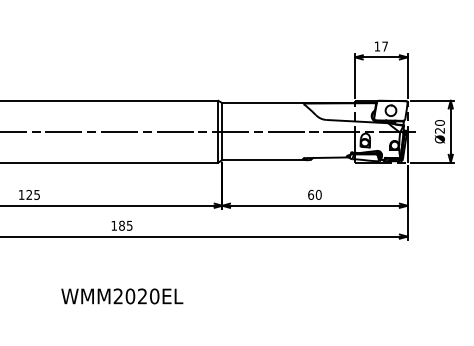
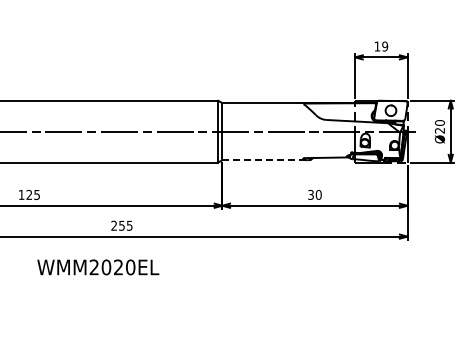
text: 17 -> 19 (385, 46)
line: solid -> dashed (264, 160)
text: 60 -> 30 (311, 194)
text: 185 -> 255 (117, 225)
text position: (122, 296) -> (98, 267) (98, 267)
